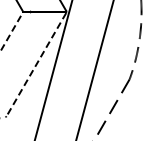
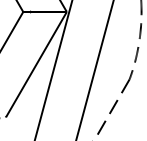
line: dashed -> solid (11, 32)
line: dashed -> solid (36, 64)
